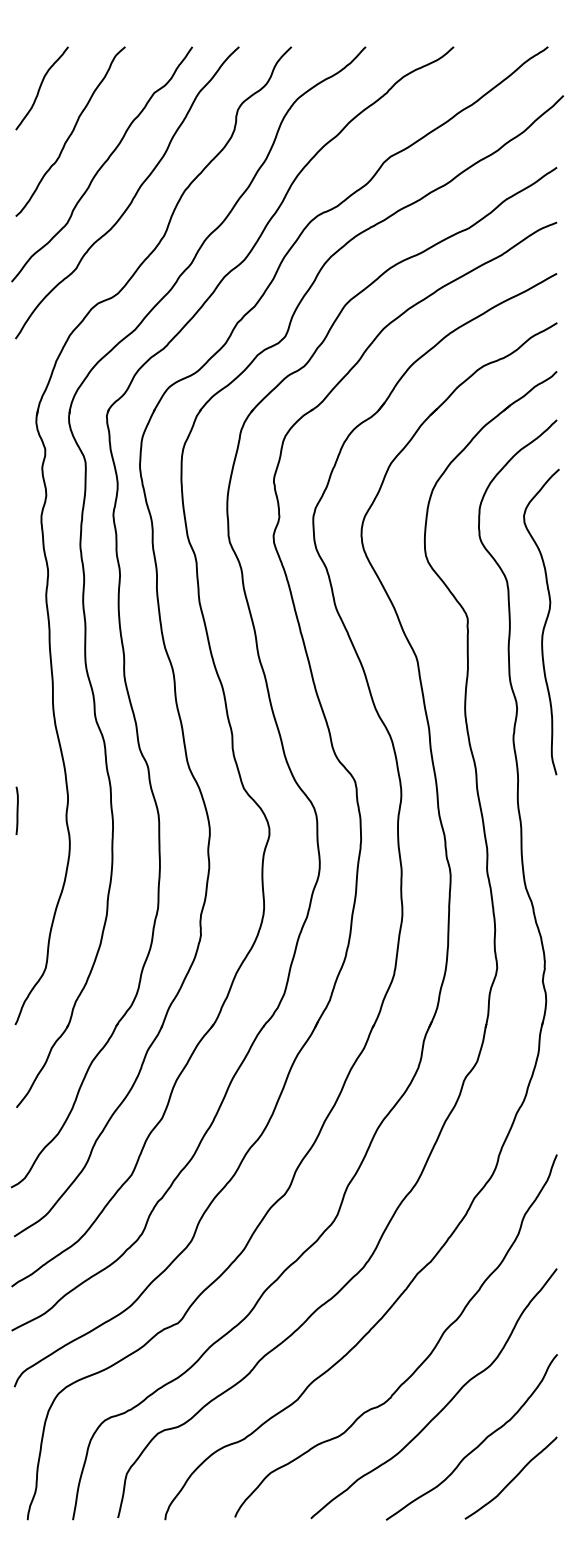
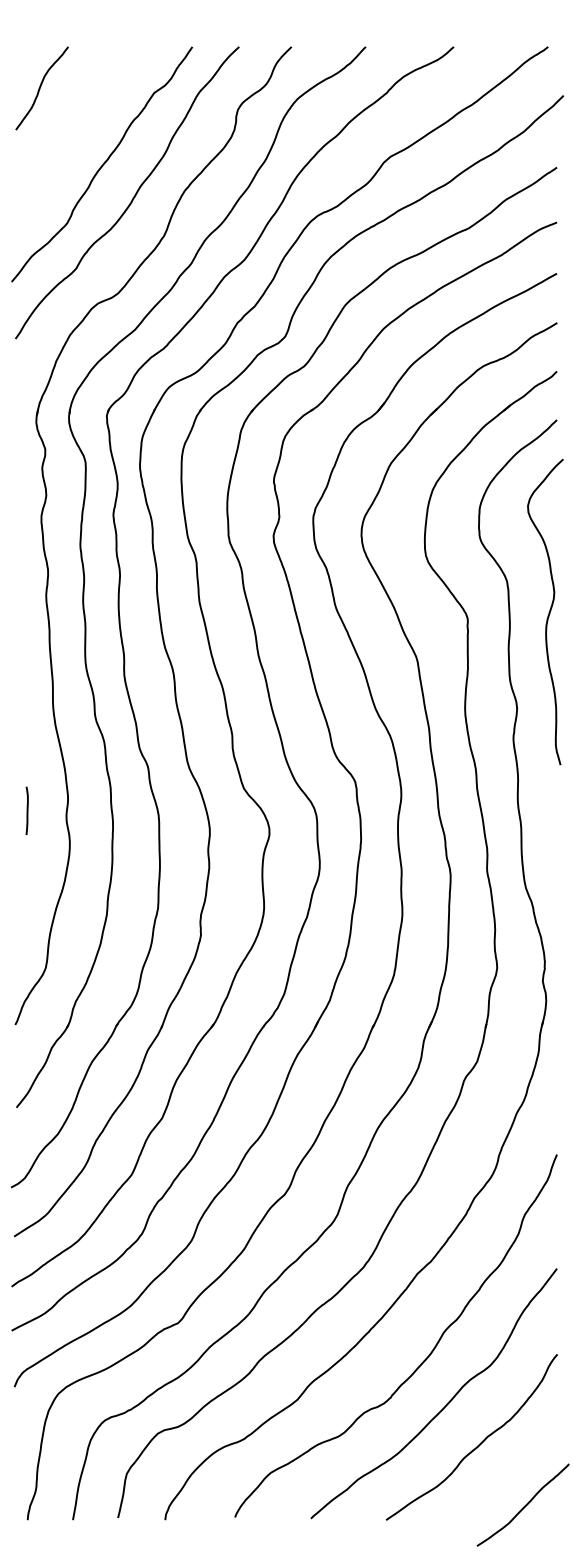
curve: present -> none (71, 131)
curve position: (544, 622) -> (548, 612) (548, 612)
line position: (16, 810) -> (26, 810) (26, 810)
curve position: (512, 1478) -> (524, 1505) (524, 1505)
